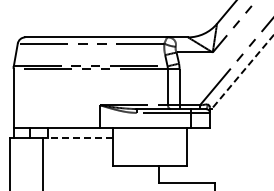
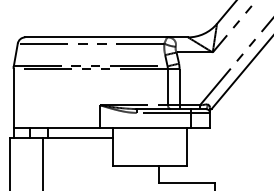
line: dashed -> solid (242, 72)
line: dashed -> solid (77, 137)
